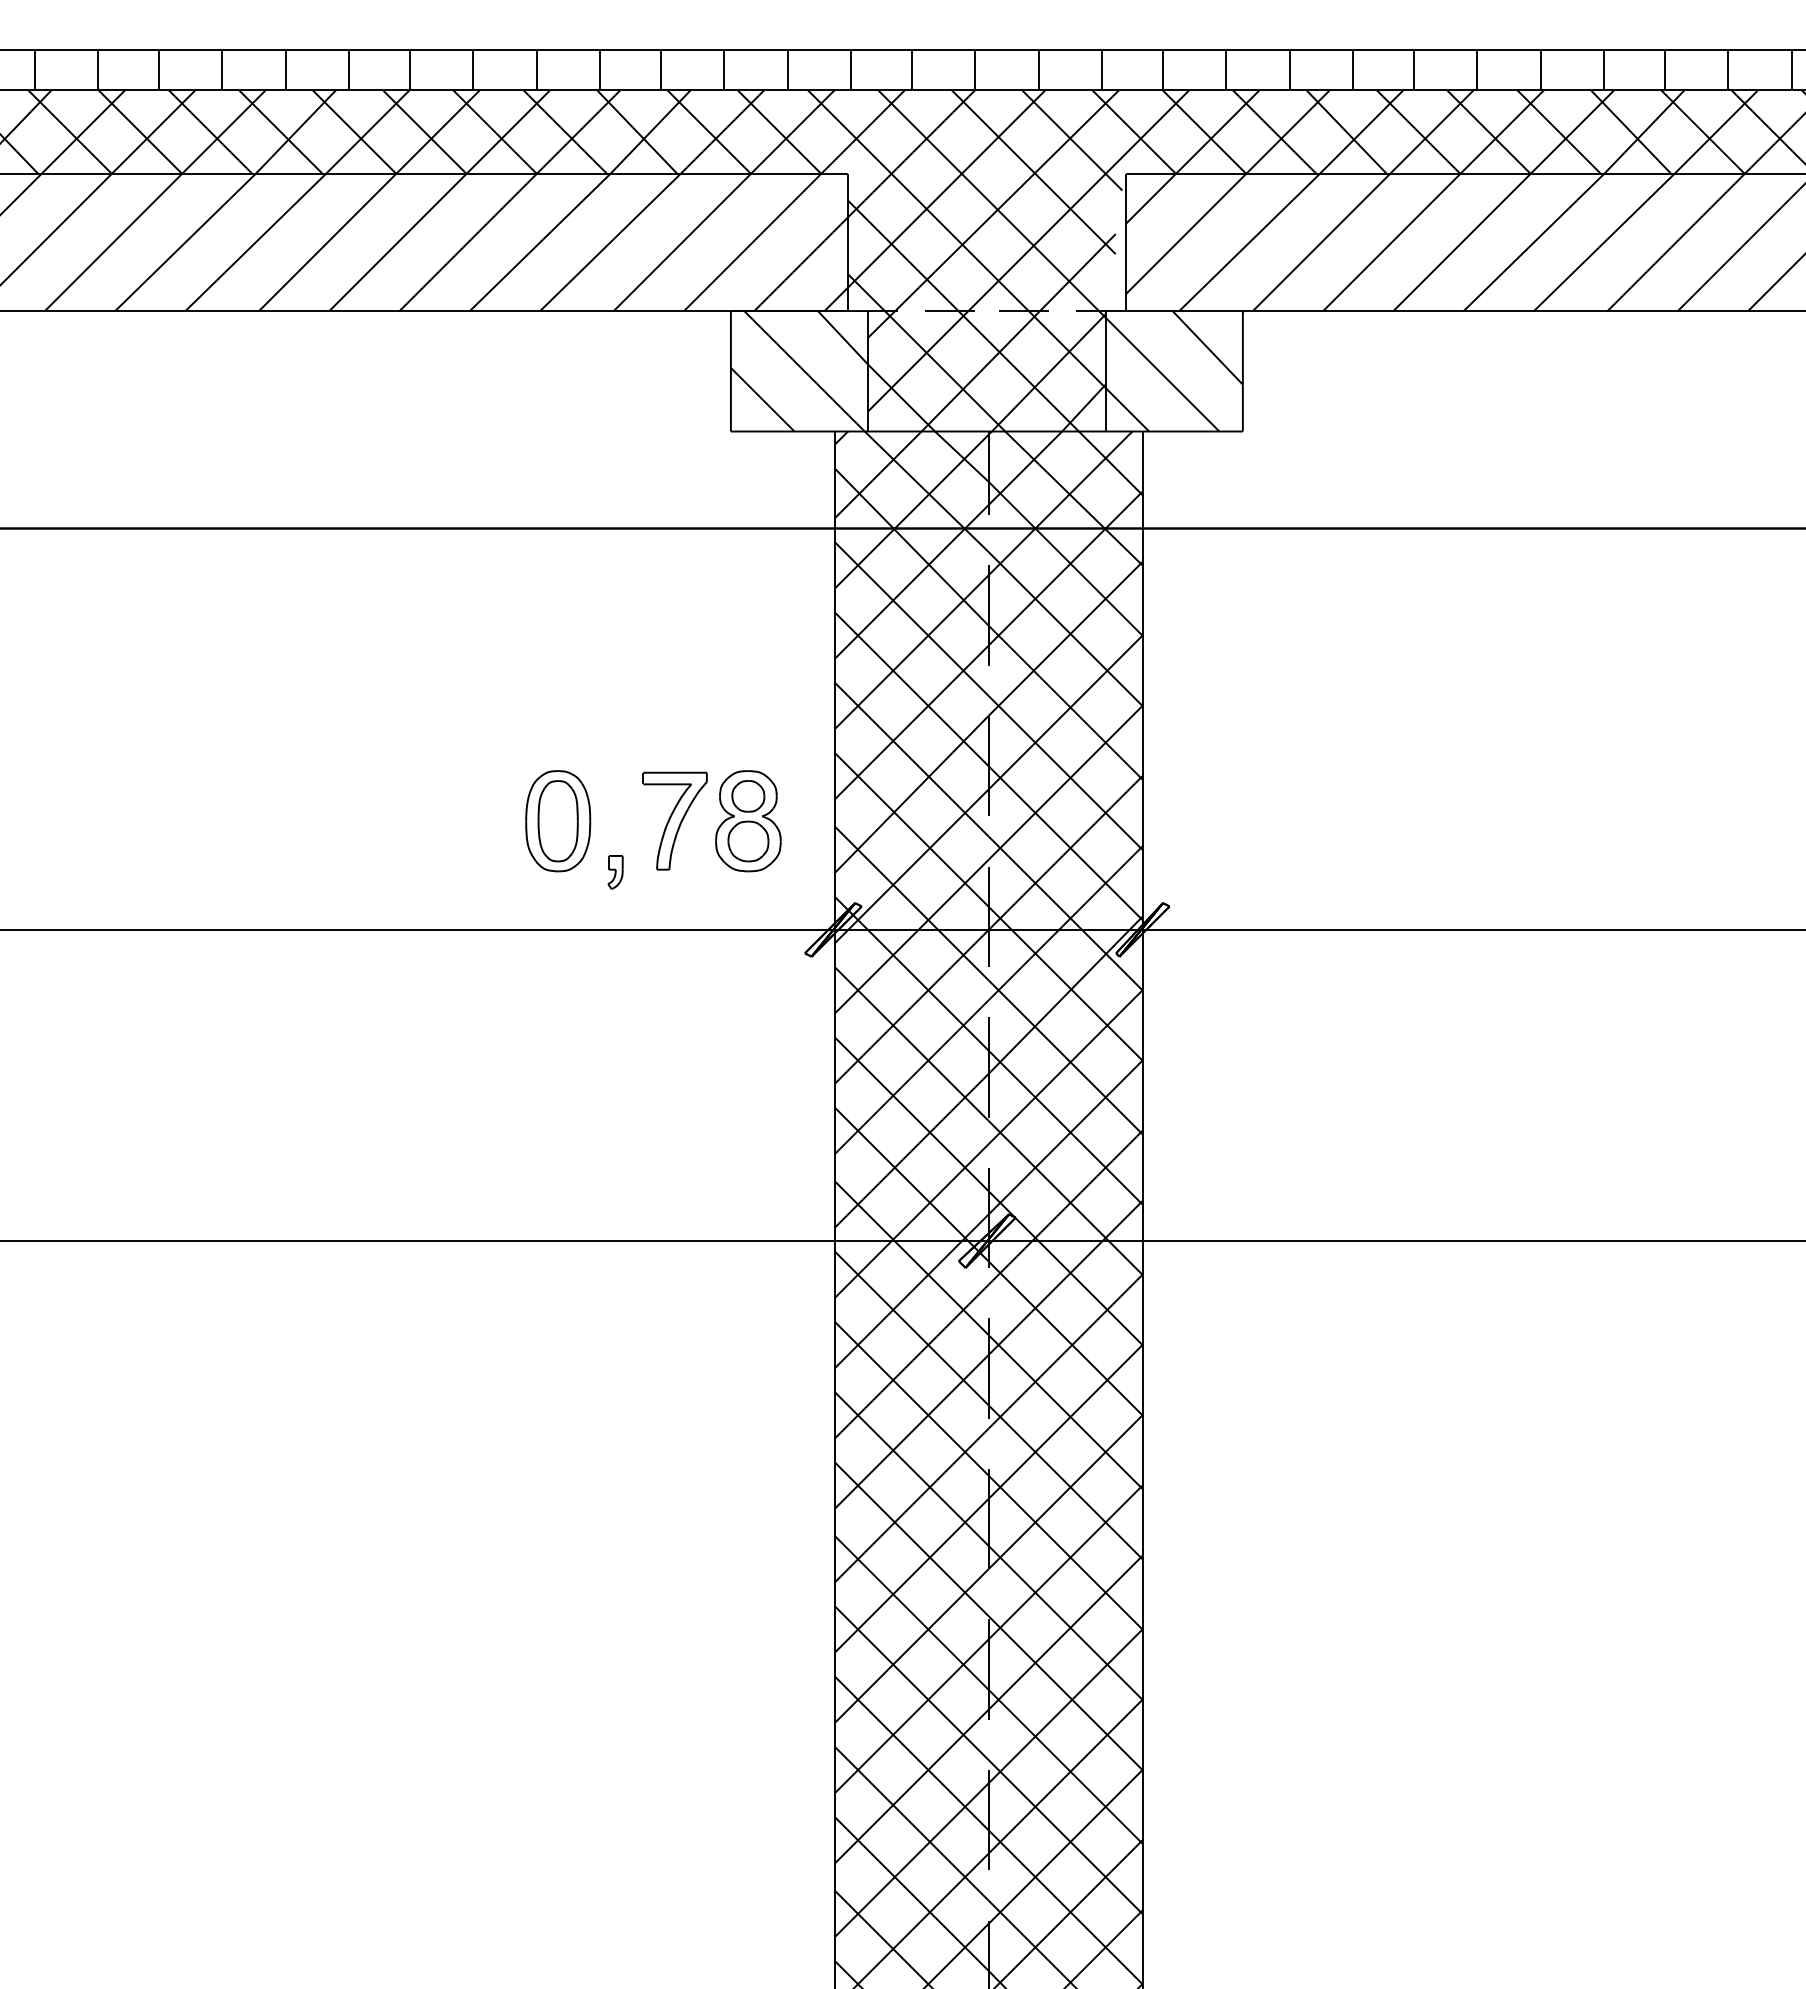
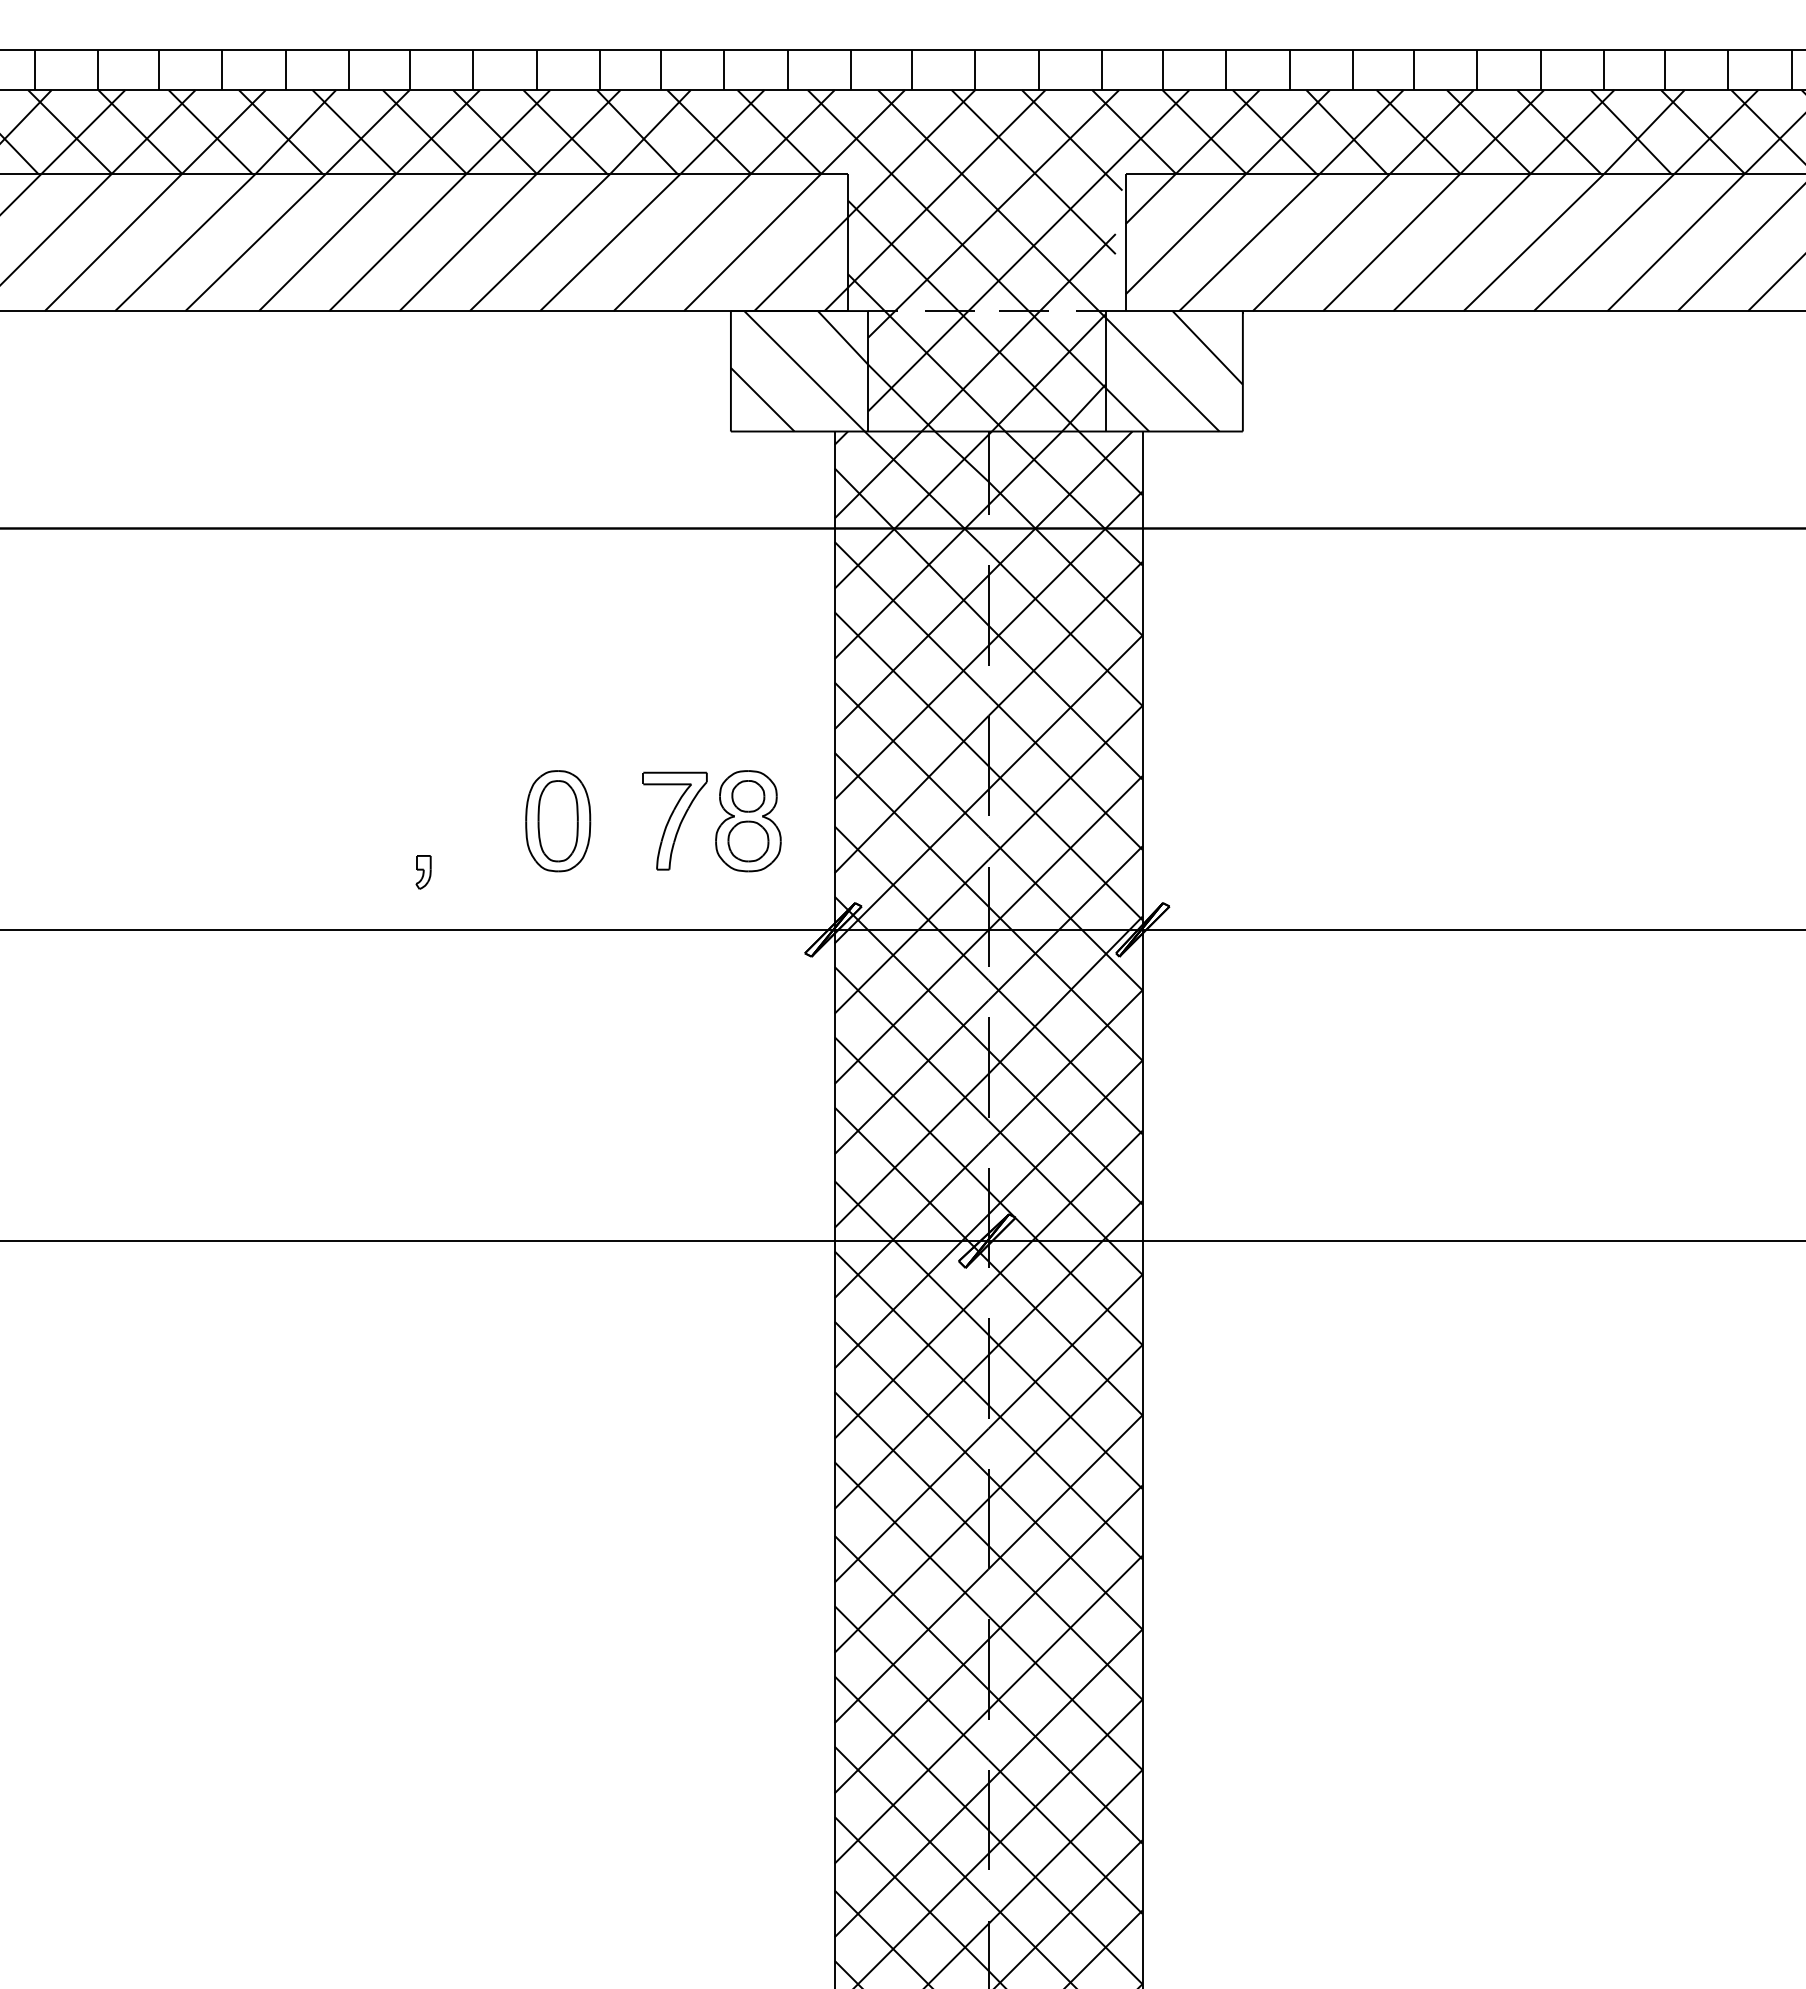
part position: (615, 872) -> (423, 872) (423, 872)
